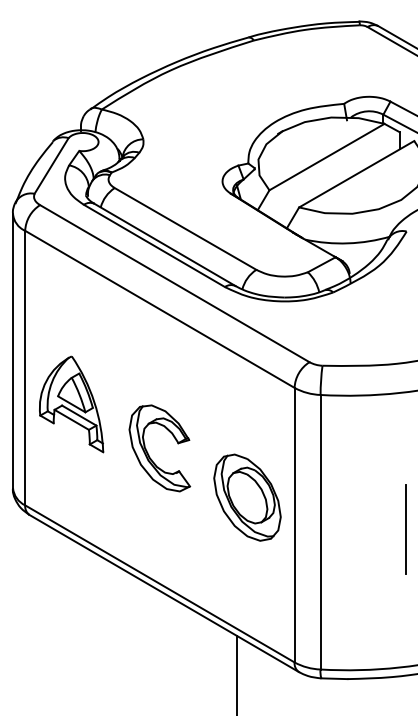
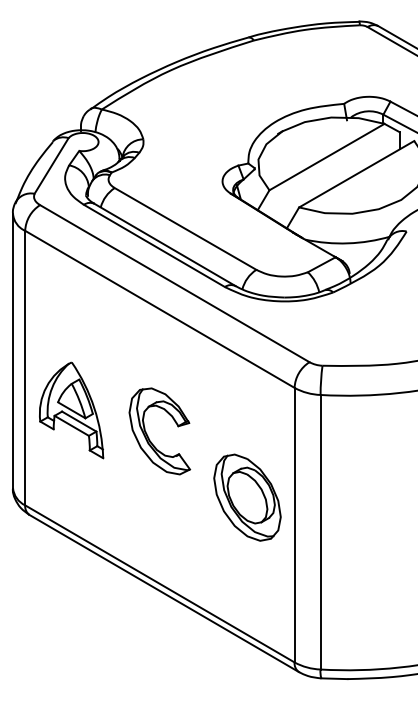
part position: (71, 404) -> (71, 410) (71, 410)
part position: (148, 452) -> (148, 435) (148, 435)
line: present -> none (405, 529)
line: present -> none (236, 673)
